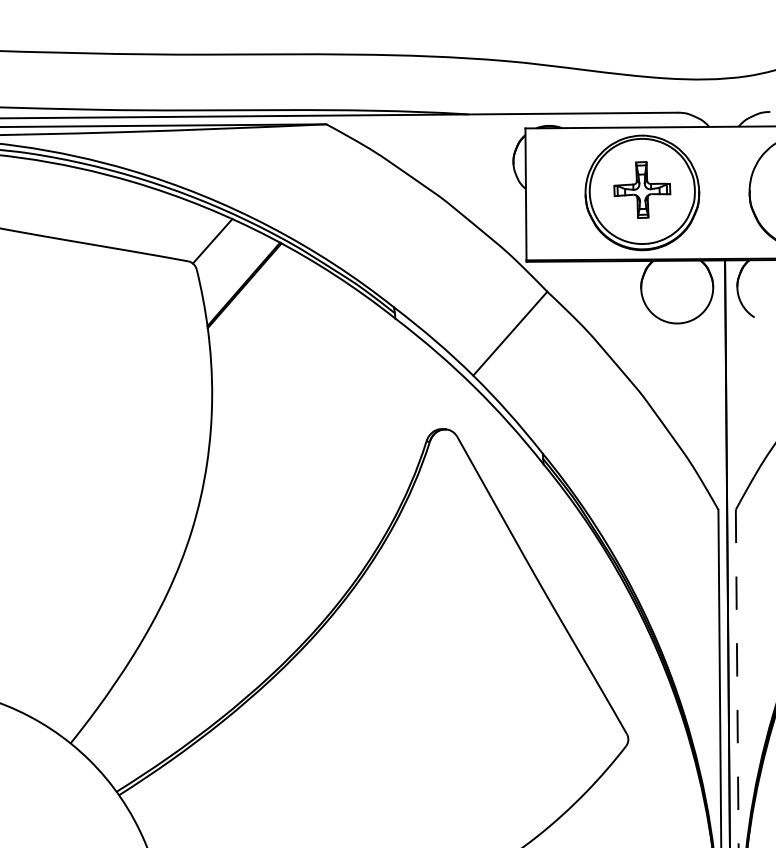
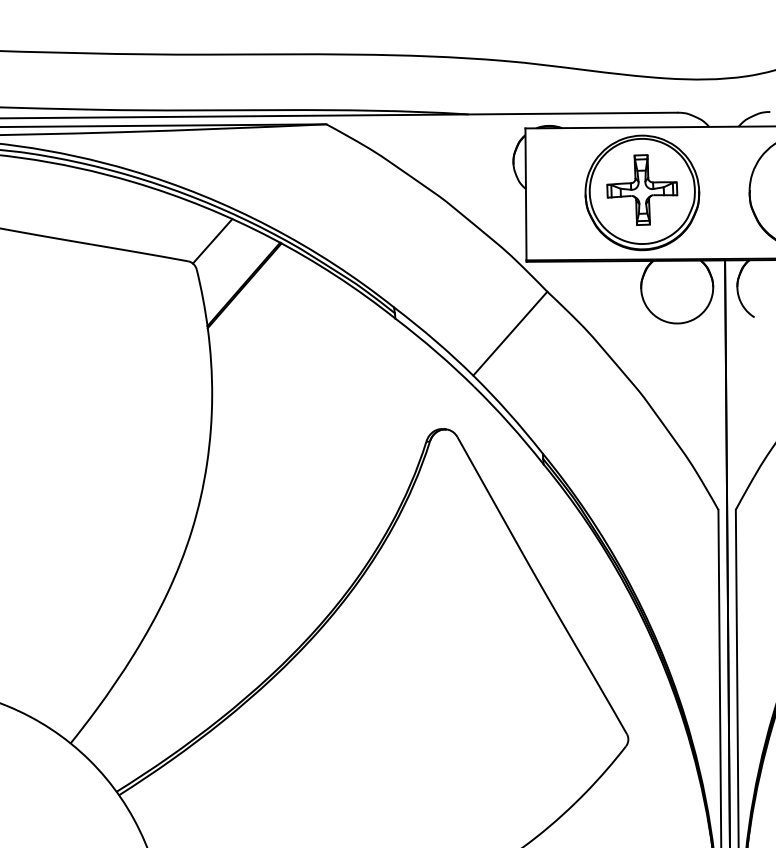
part size: 59x58 px -> 73x72 px (642, 189)
line: dashed -> solid (737, 678)
